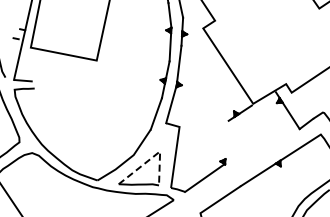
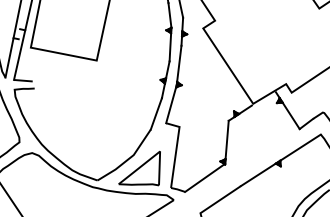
line: none -> present (12, 39)
line: none -> present (226, 141)
line: dashed -> solid (153, 157)
